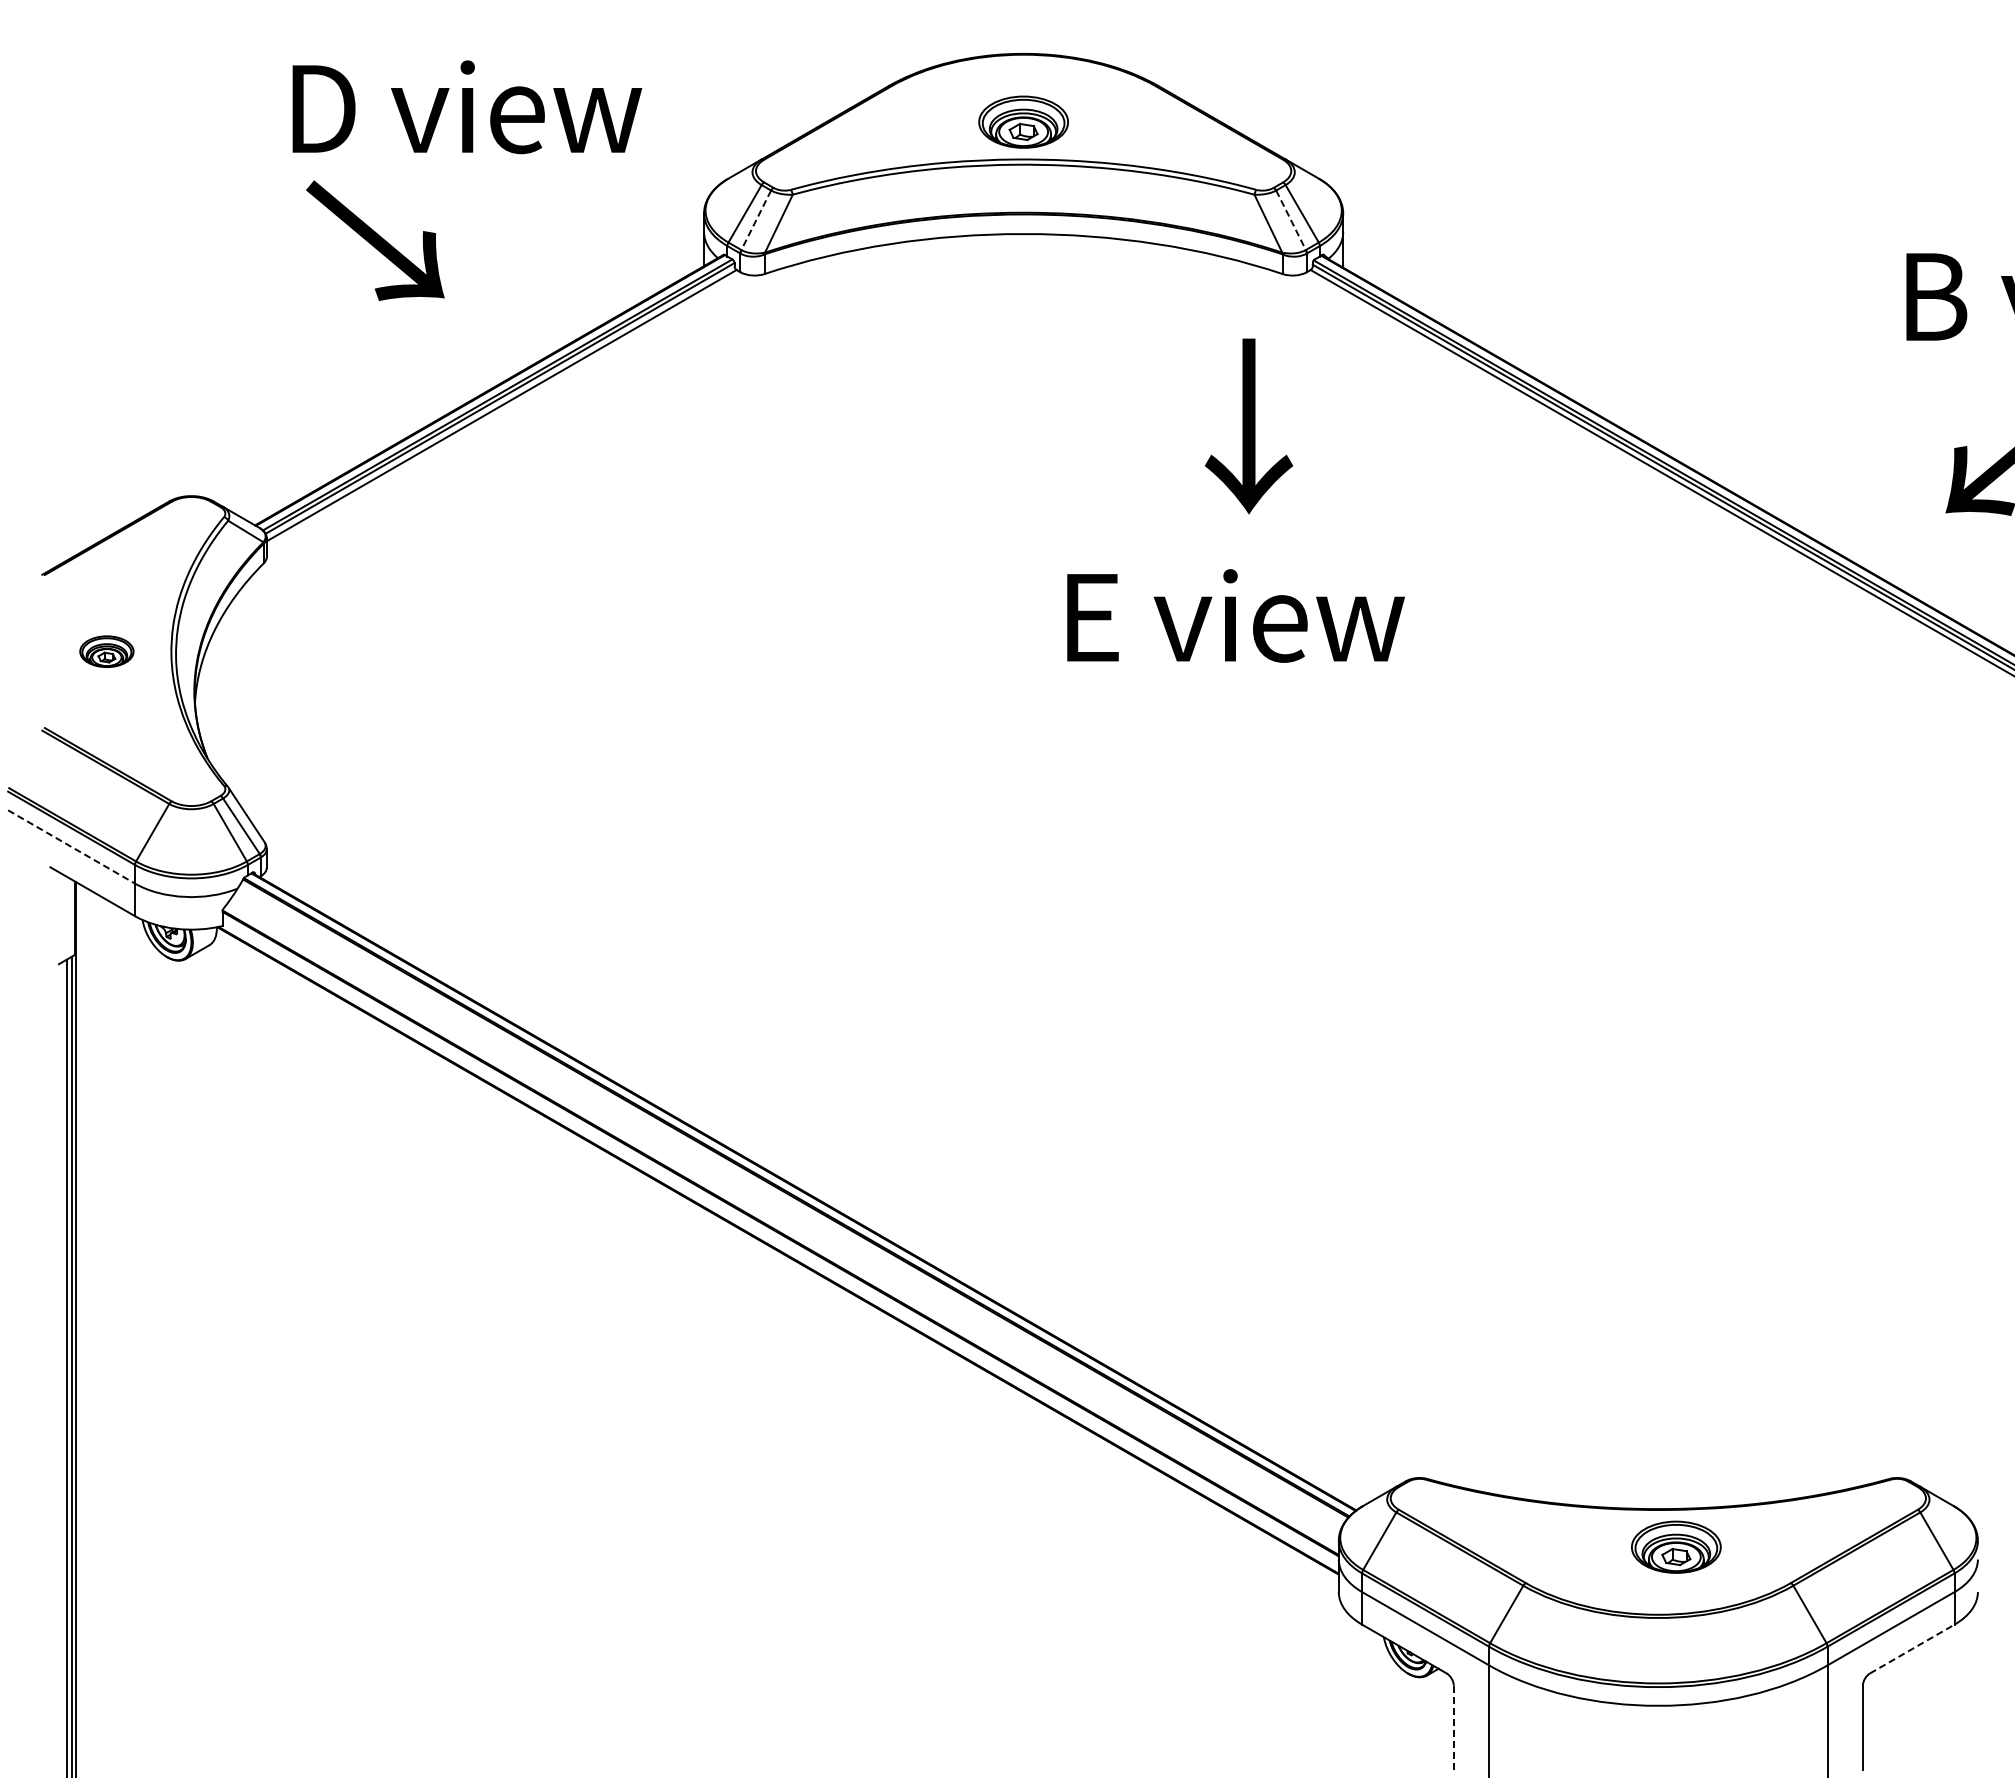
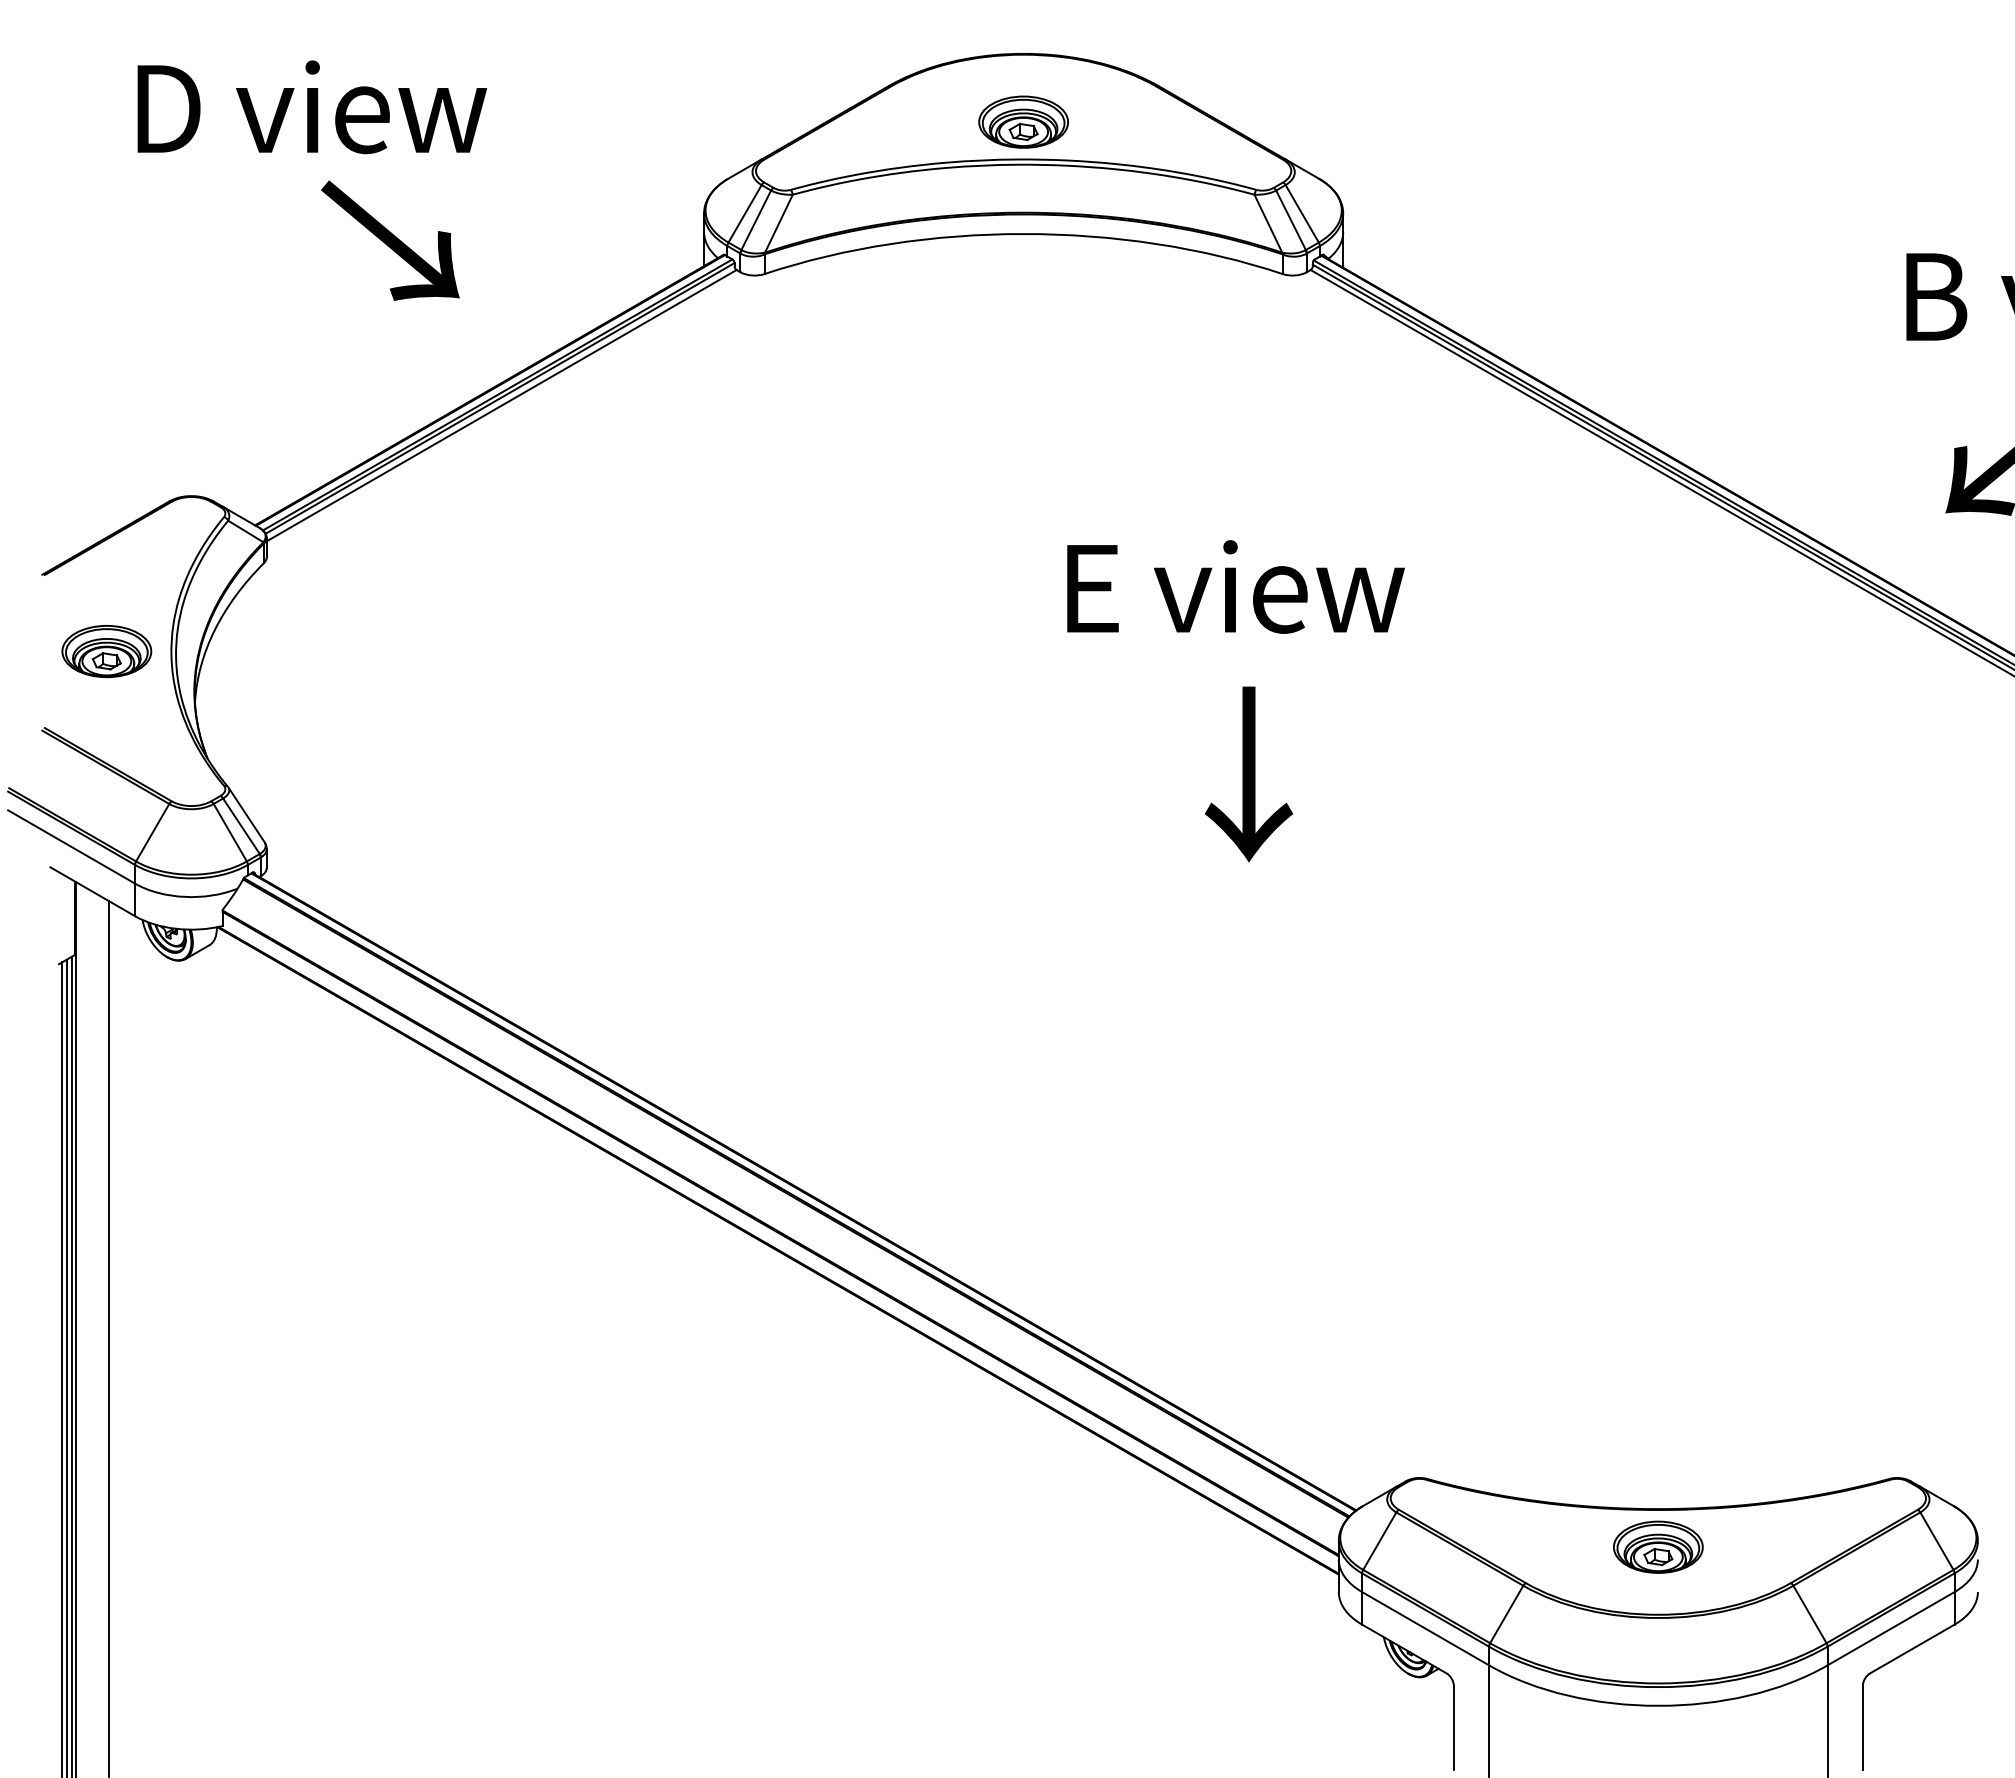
text position: (467, 107) -> (312, 107) (312, 107)
line: dashed -> solid (756, 220)
line: dashed -> solid (1291, 220)
text position: (375, 240) -> (390, 240) (390, 240)
text position: (1248, 426) -> (1248, 774) (1248, 774)
text position: (1235, 615) -> (1235, 586) (1235, 586)
part size: 56x33 px -> 92x54 px (106, 651)
line: dashed -> solid (72, 847)
line: none -> present (108, 1337)
line: none -> present (62, 1368)
part position: (1676, 1546) -> (1658, 1546) (1658, 1546)
line: dashed -> solid (1912, 1649)
line: dashed -> solid (1453, 1727)
